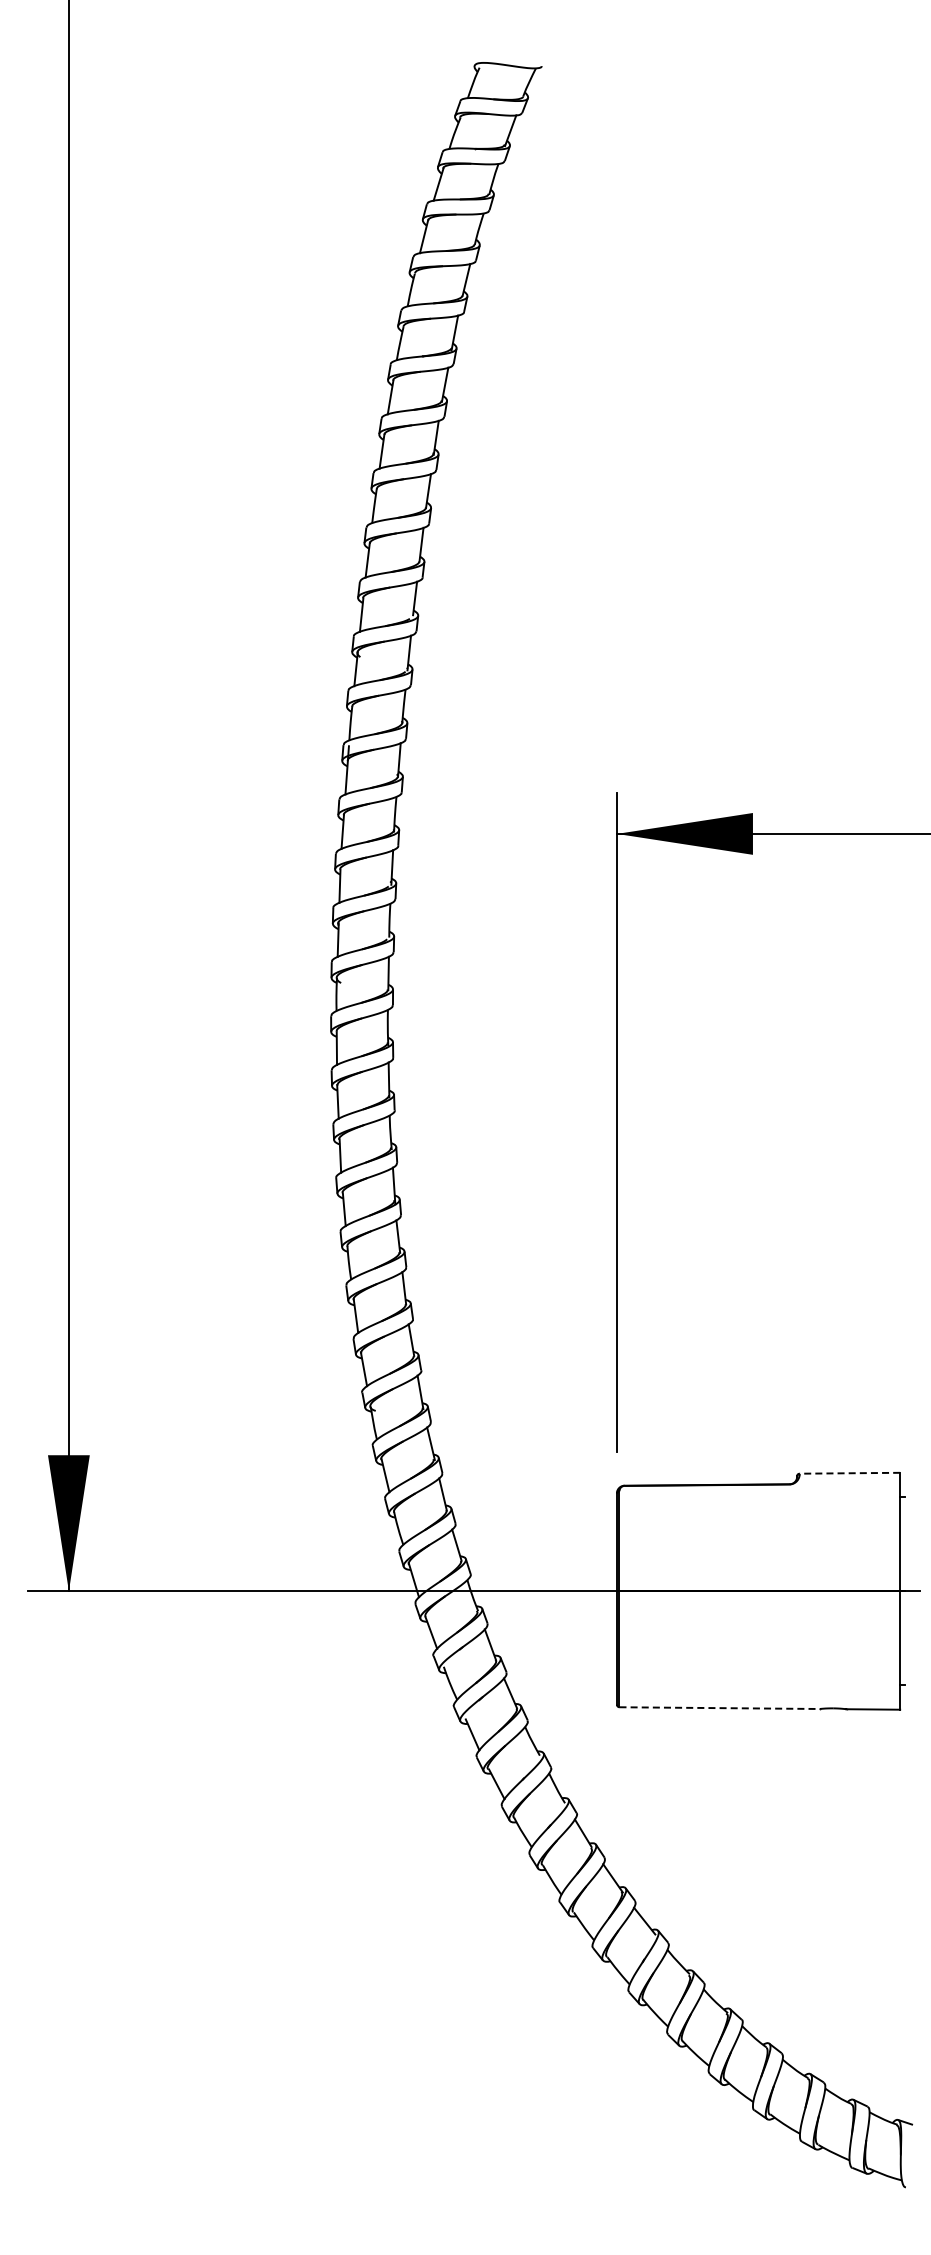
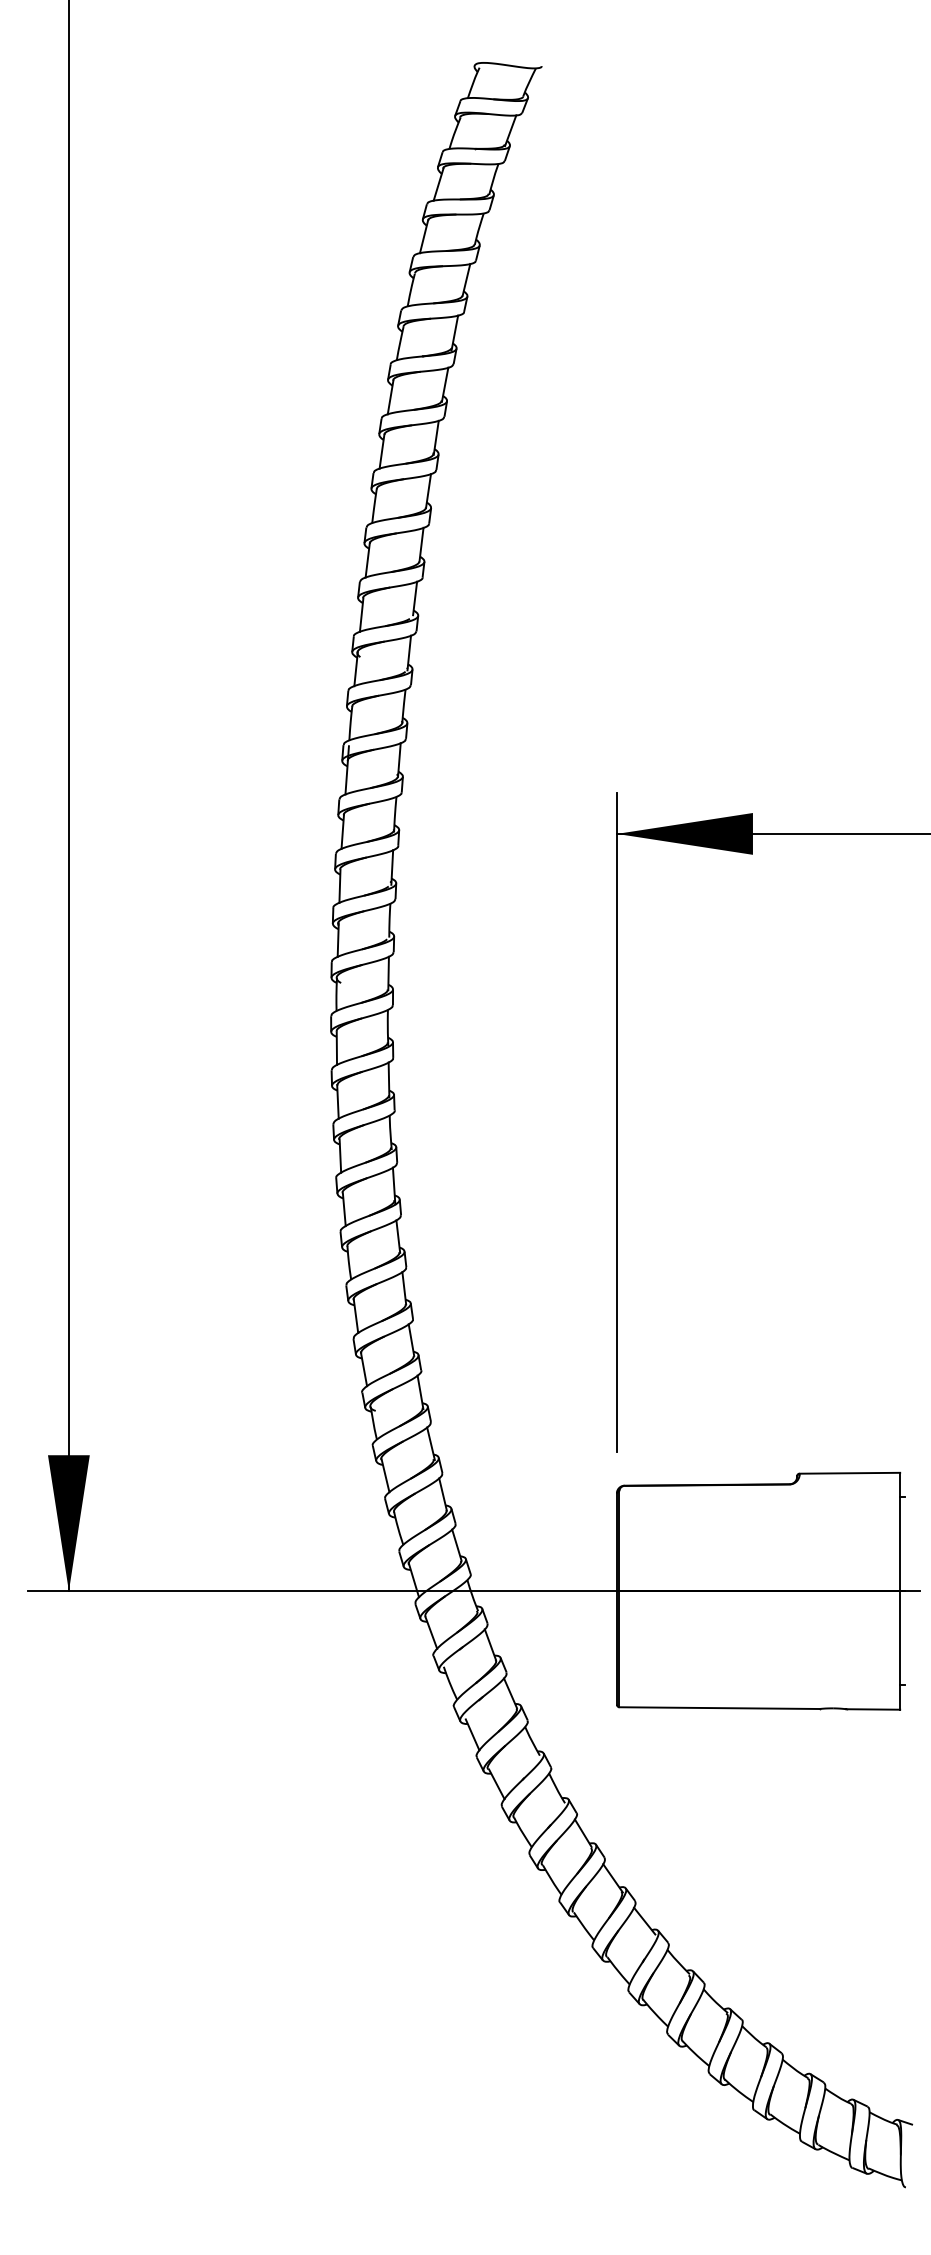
line: dashed -> solid (849, 1473)
line: dashed -> solid (720, 1708)
